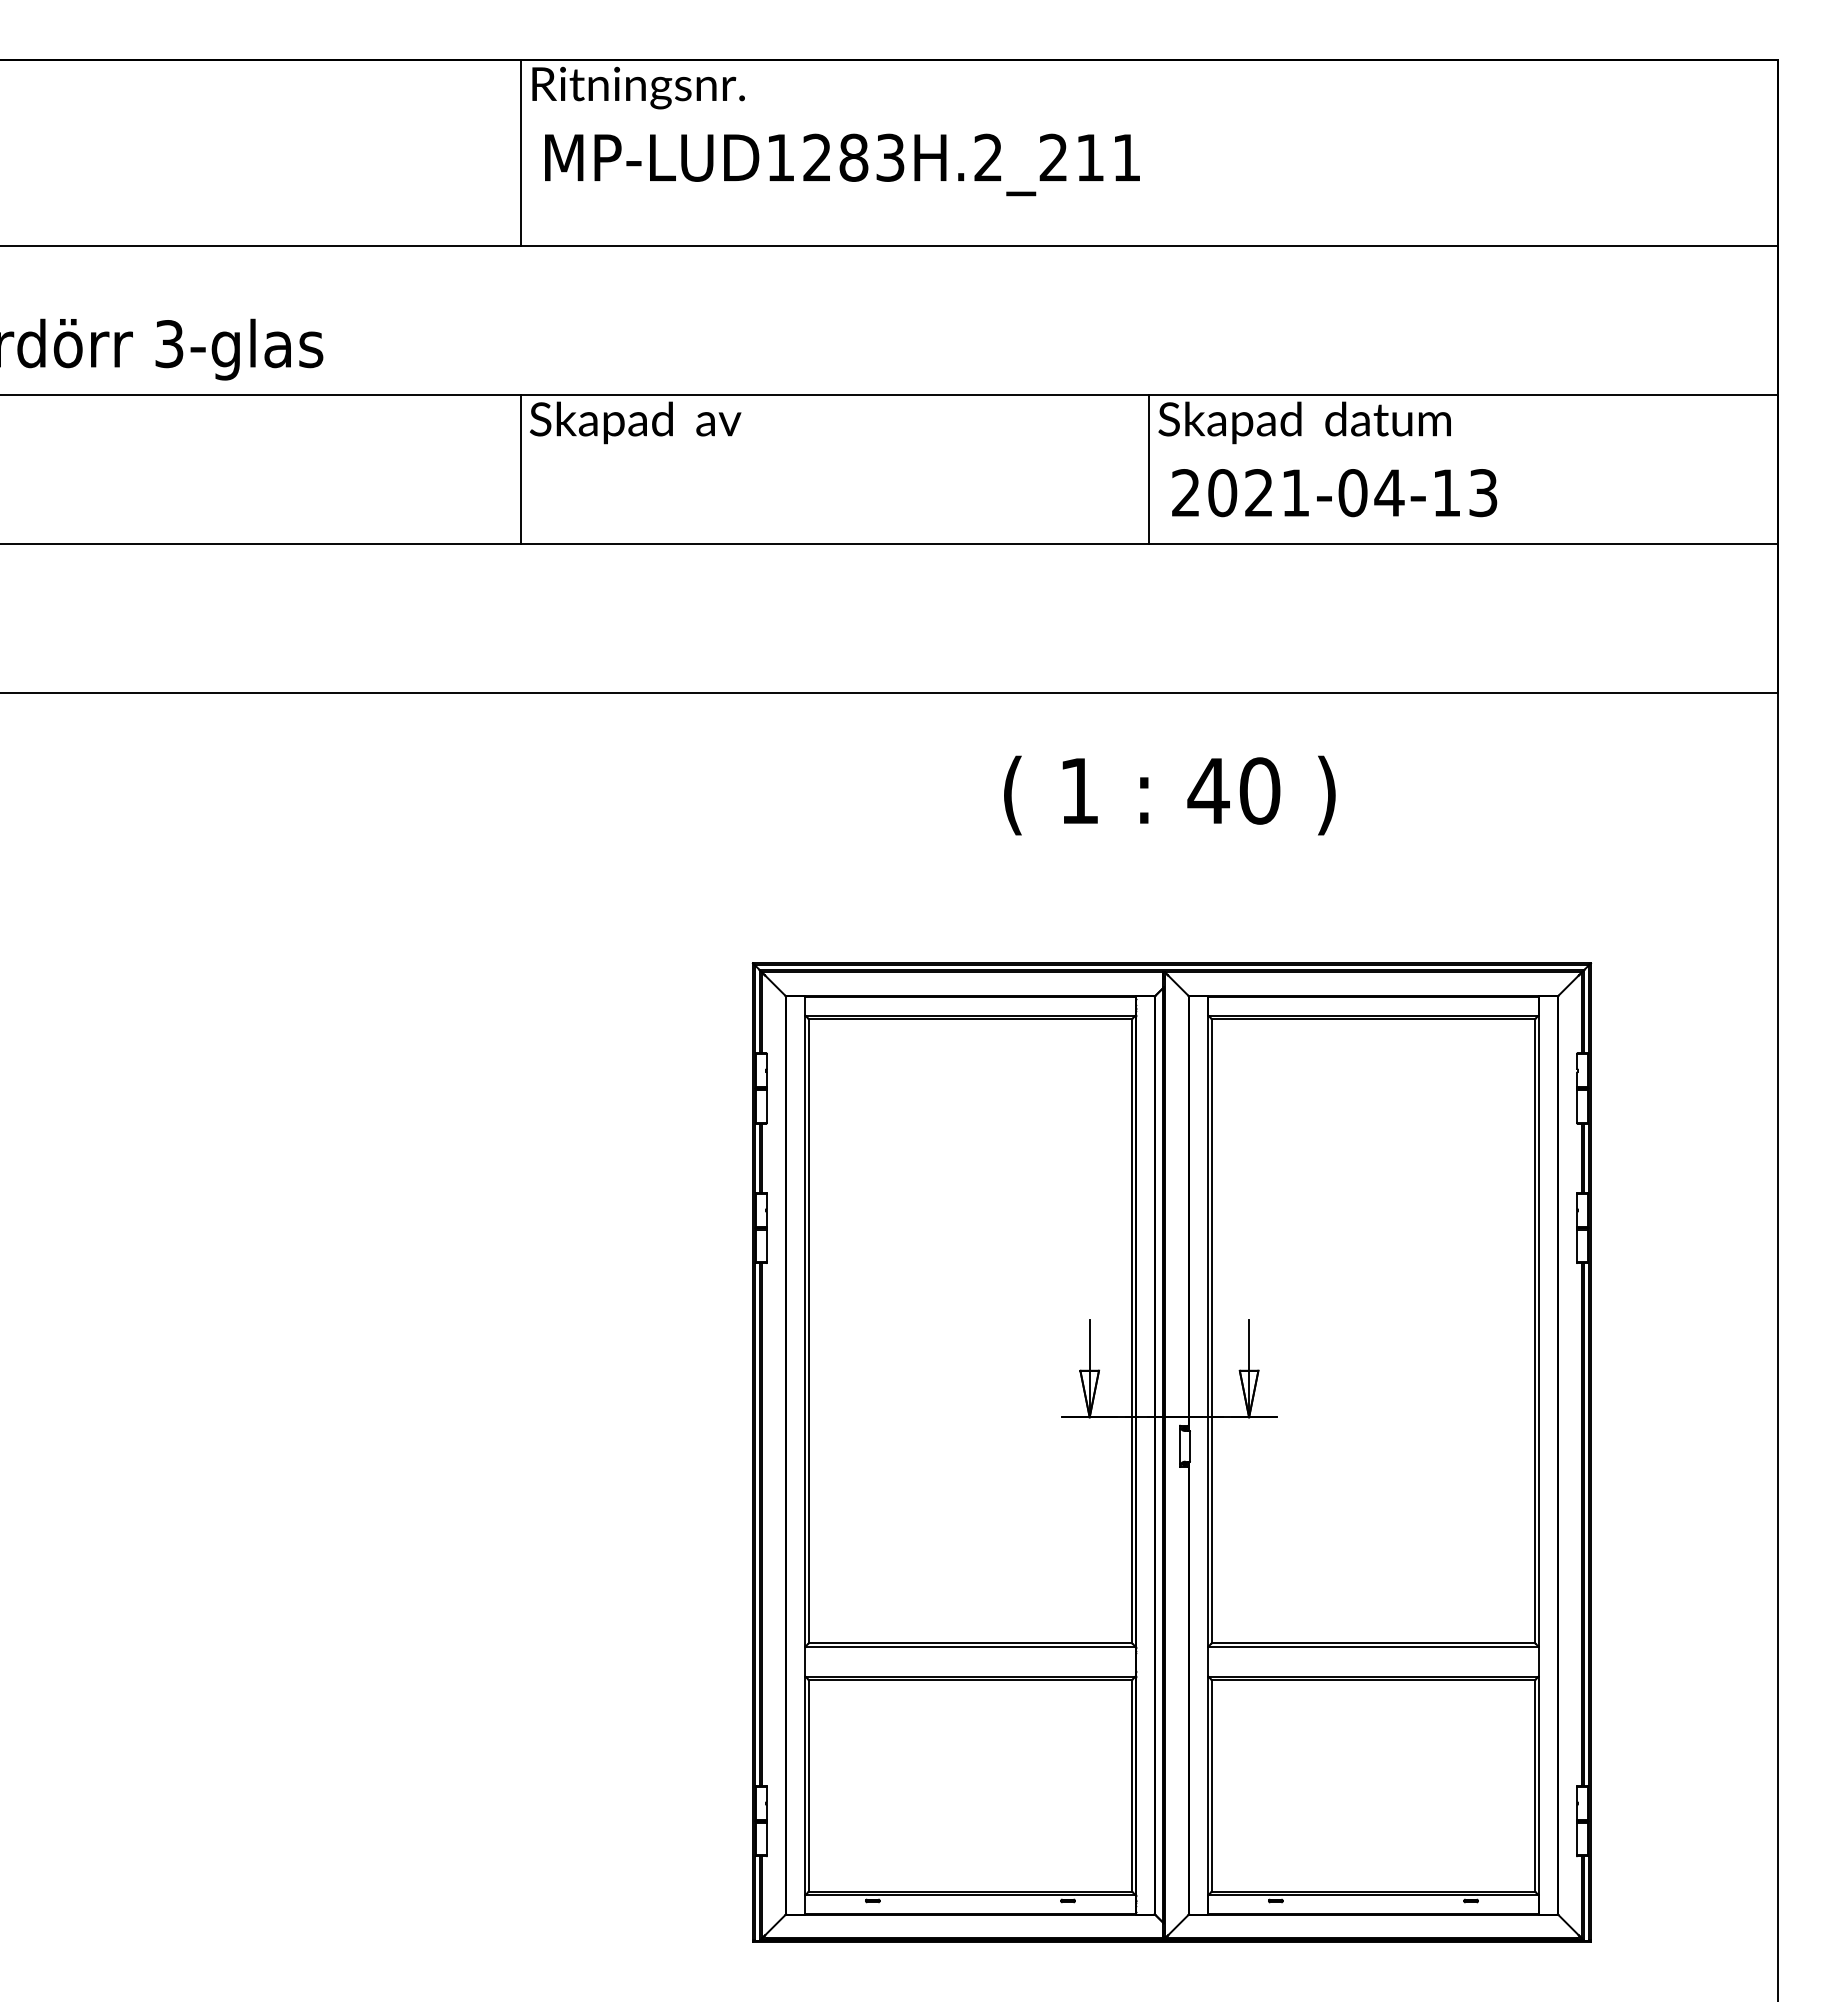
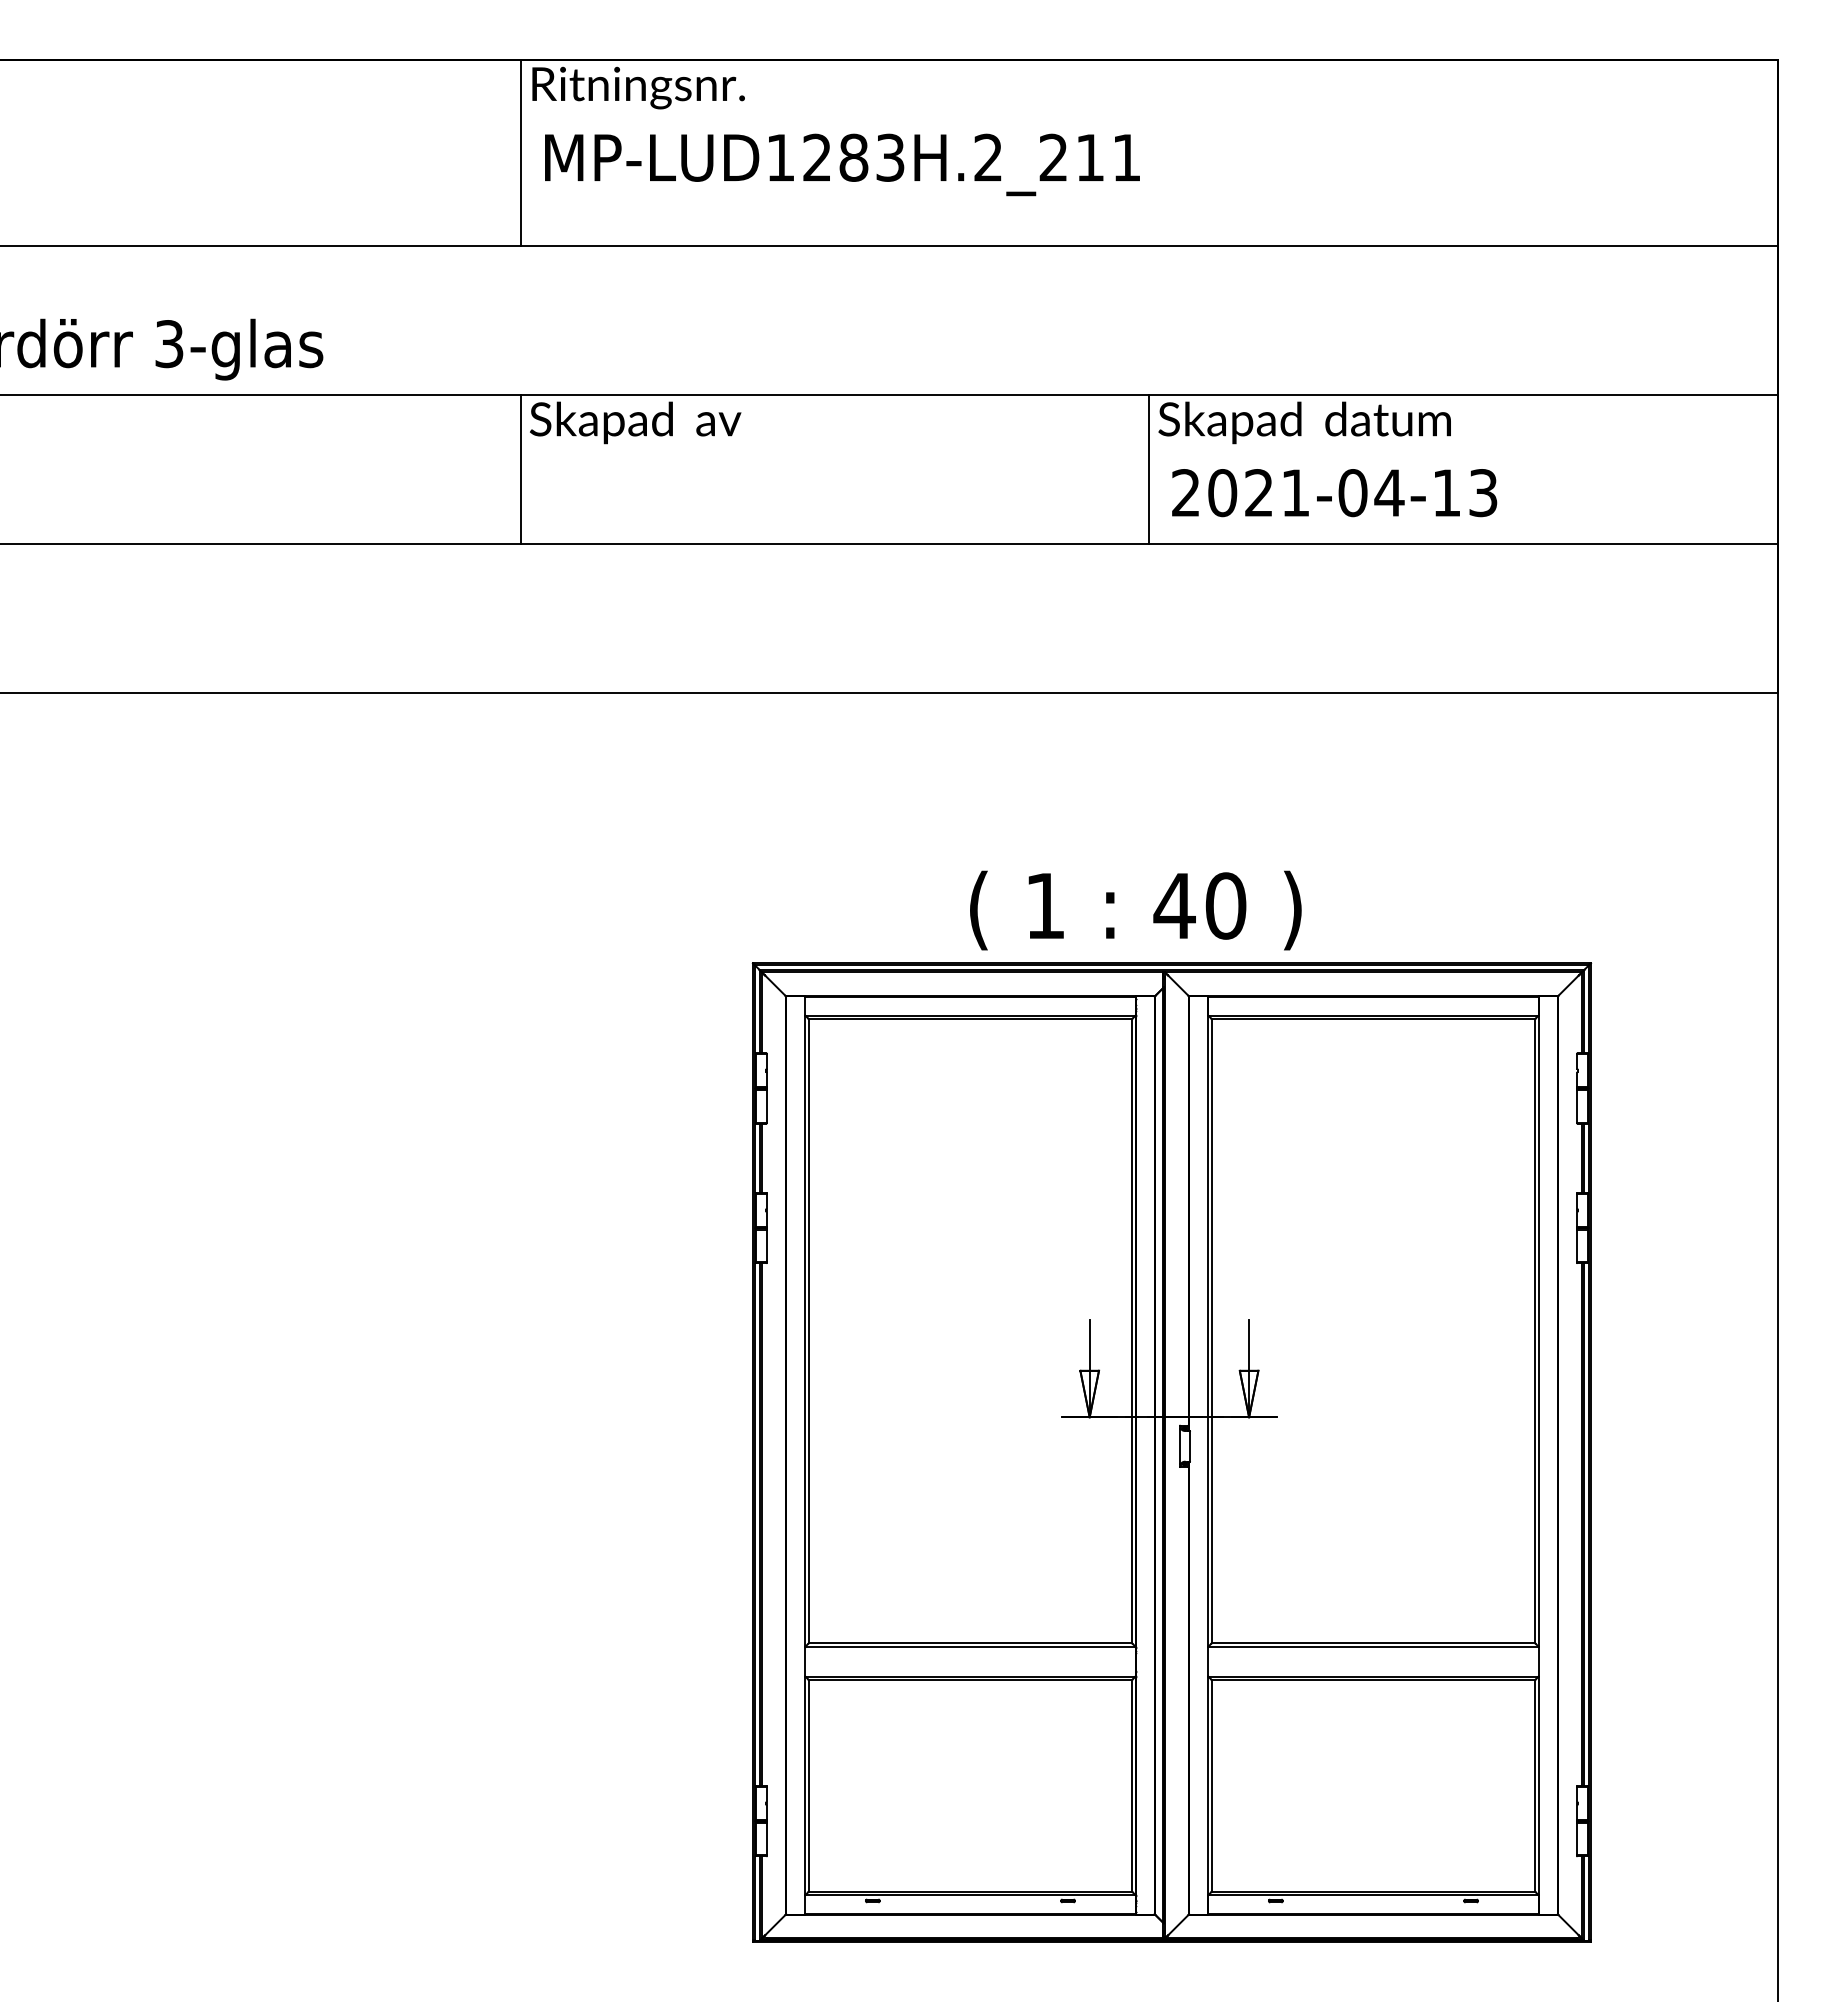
text position: (1169, 795) -> (1135, 910) (1135, 910)
